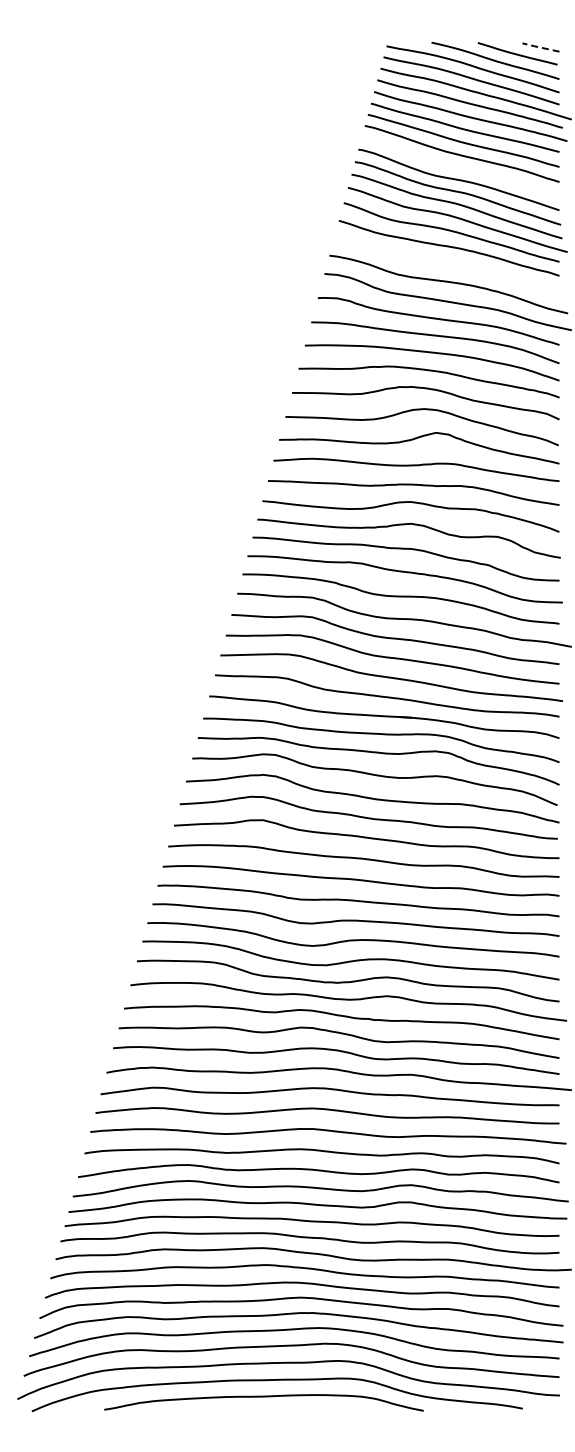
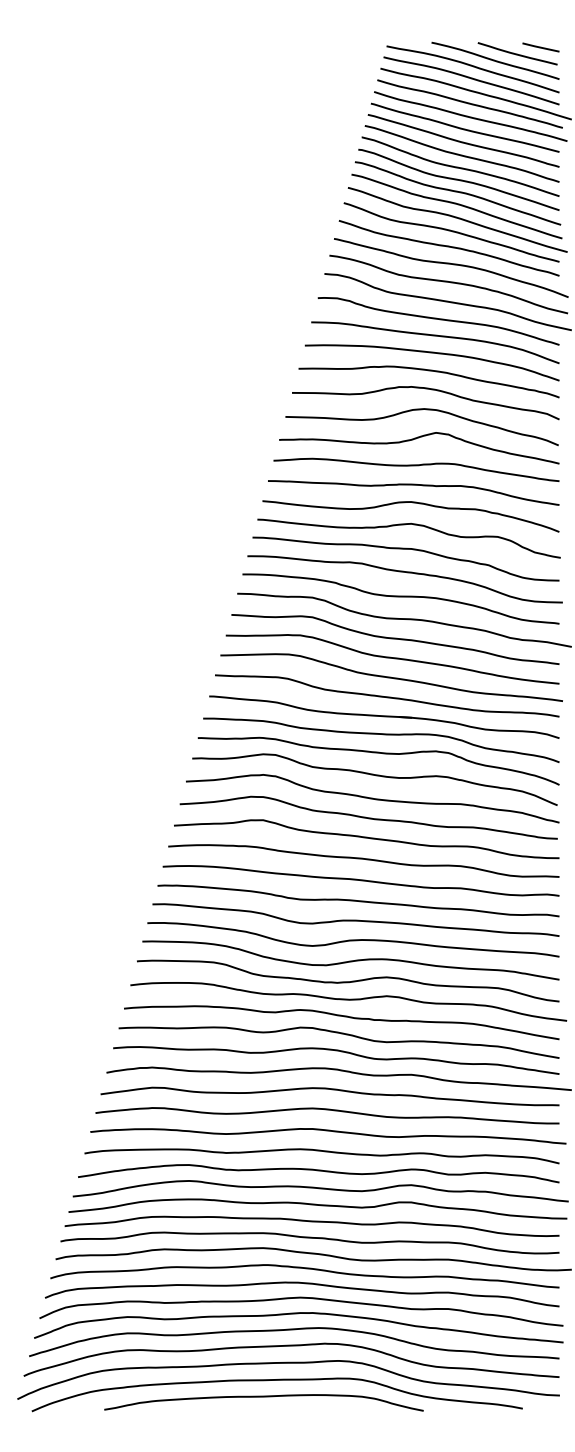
line: dashed -> solid (540, 47)
curve: none -> present (460, 167)
curve: none -> present (453, 265)
